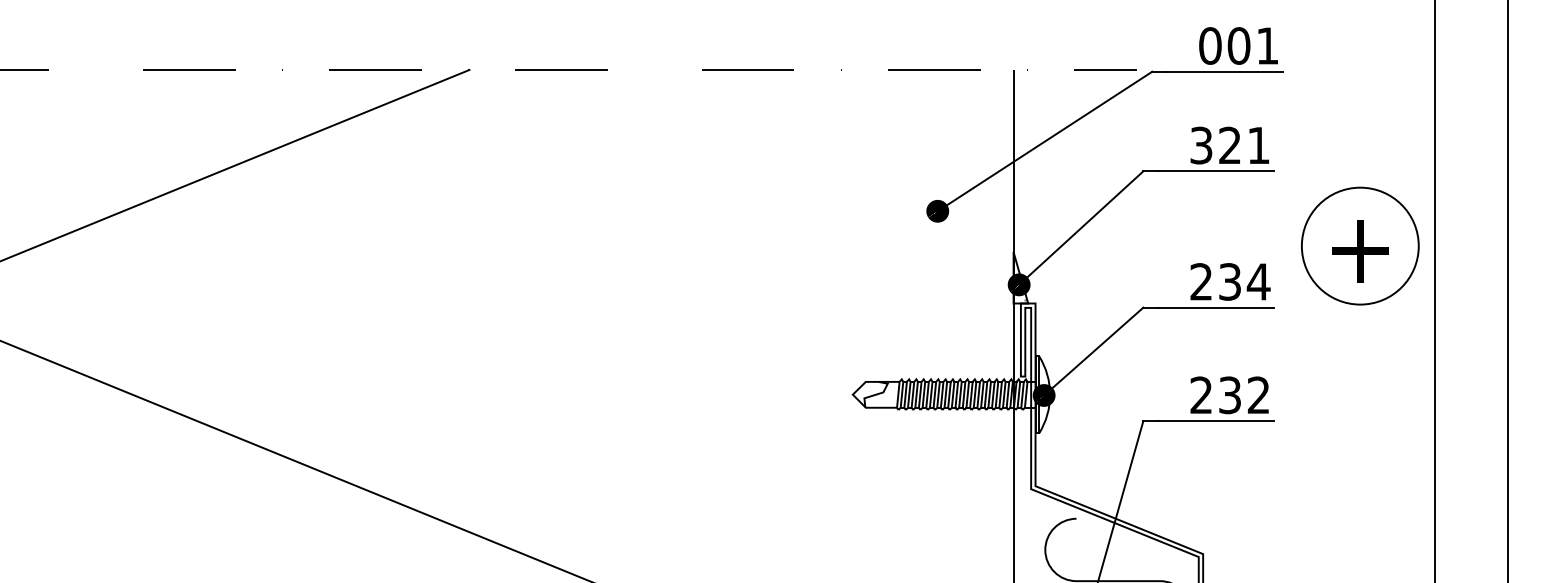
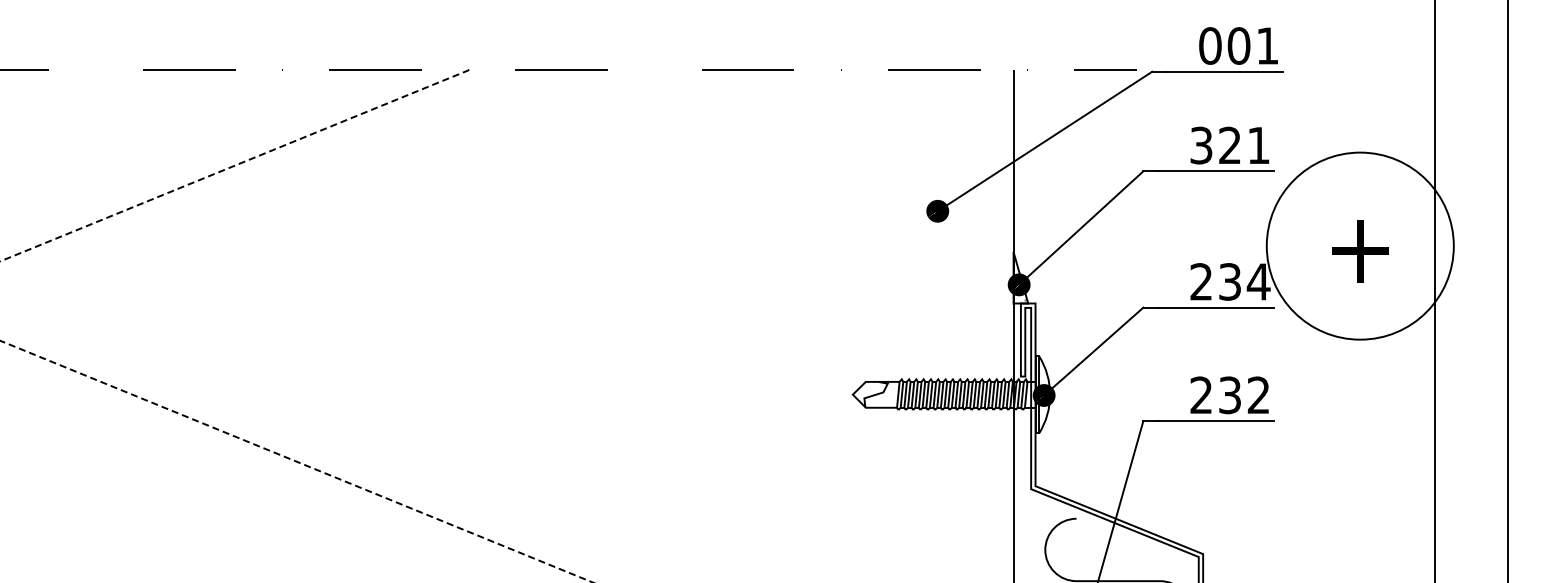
circle diameter: 117 px -> 187 px (1359, 245)
line: solid -> dashed (61, 365)
